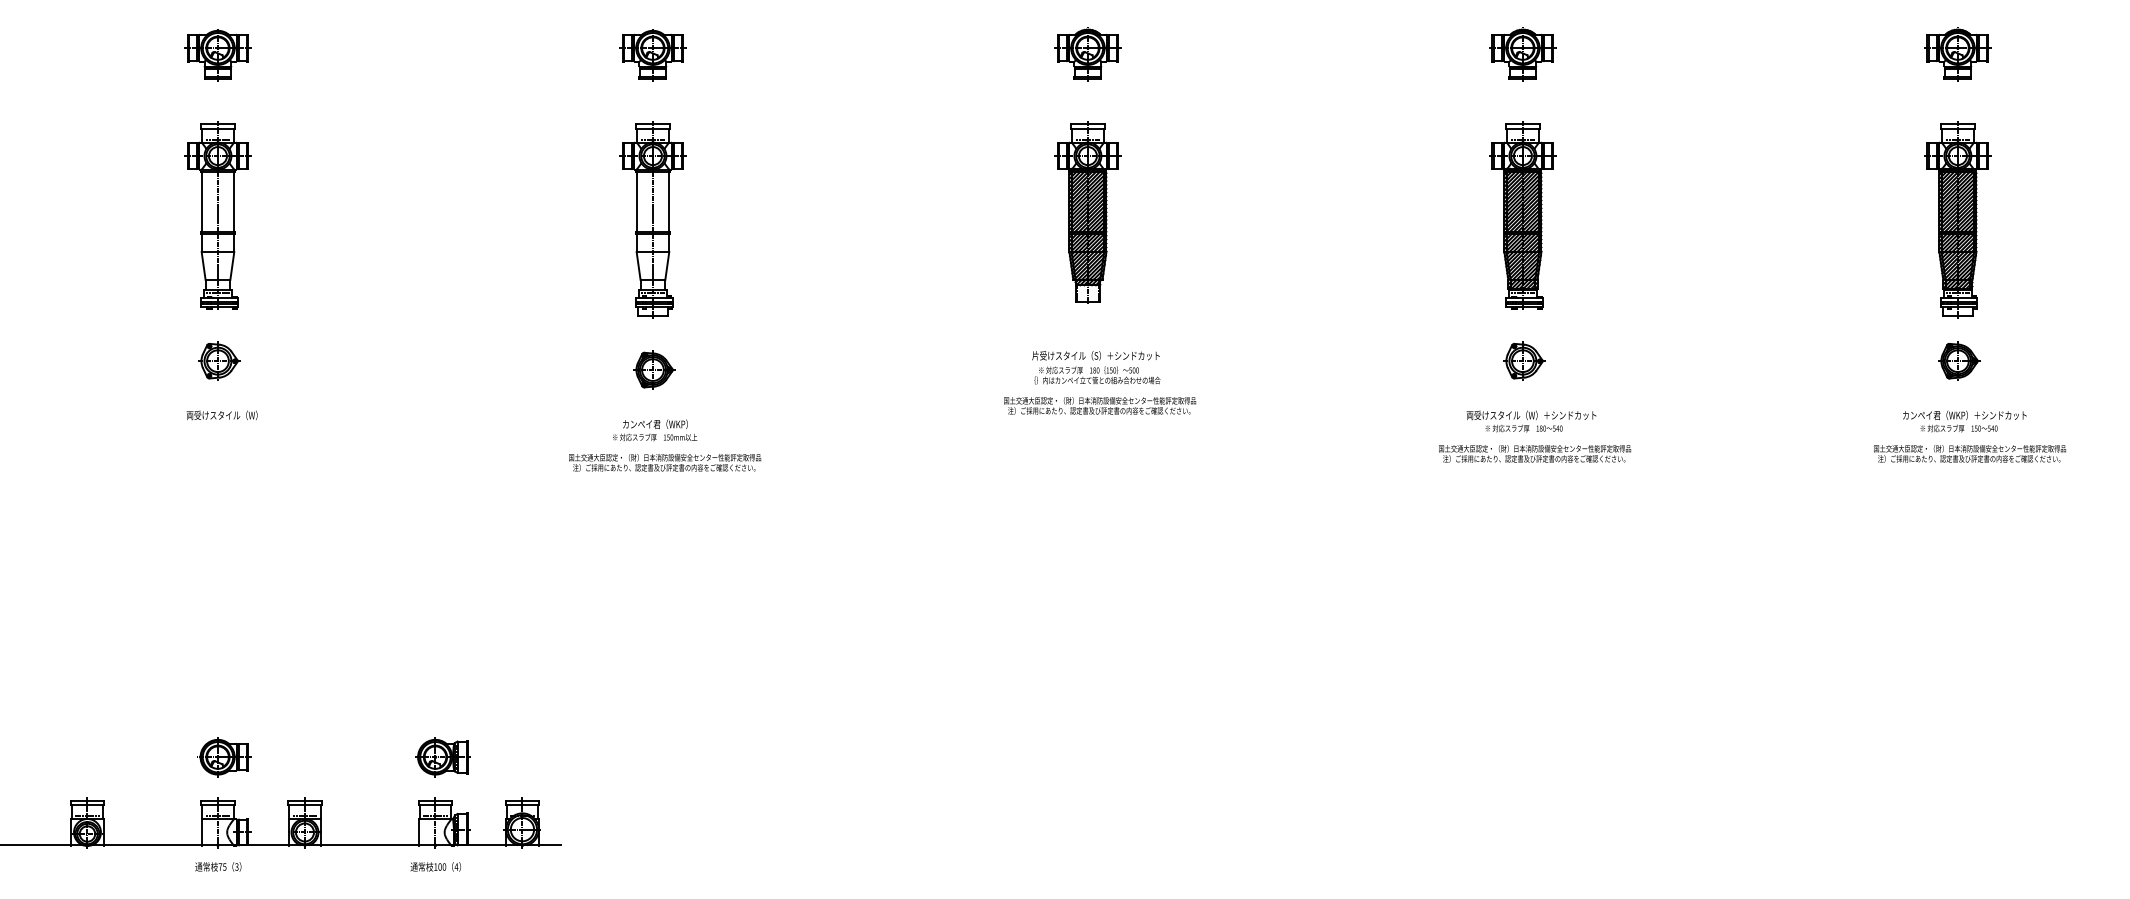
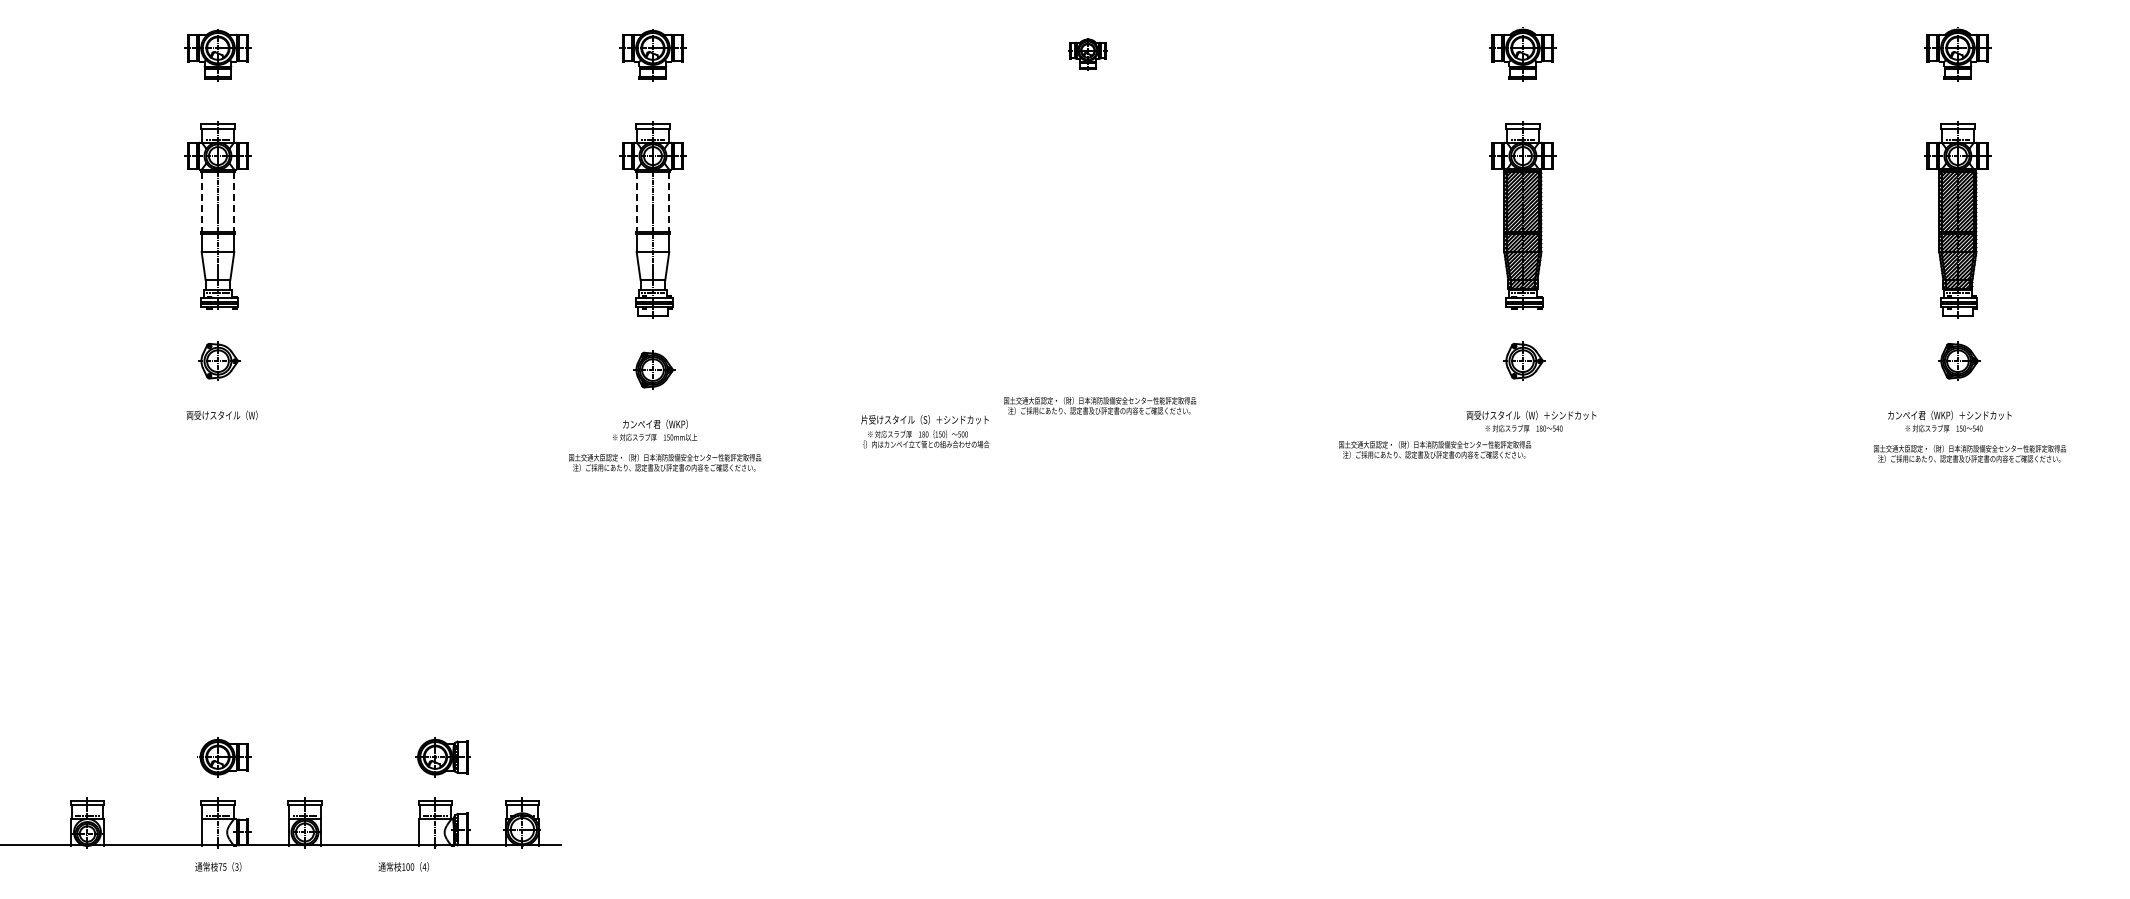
part size: 68x55 px -> 40x33 px (1087, 54)
line: solid -> dashed (201, 201)
line: solid -> dashed (234, 201)
line: solid -> dashed (636, 201)
line: solid -> dashed (669, 201)
part: present -> none (1087, 212)
text position: (1096, 367) -> (925, 431) (925, 431)
text position: (1964, 421) -> (1949, 421) (1949, 421)
text position: (1535, 453) -> (1435, 449) (1435, 449)
text position: (435, 866) -> (403, 866) (403, 866)
